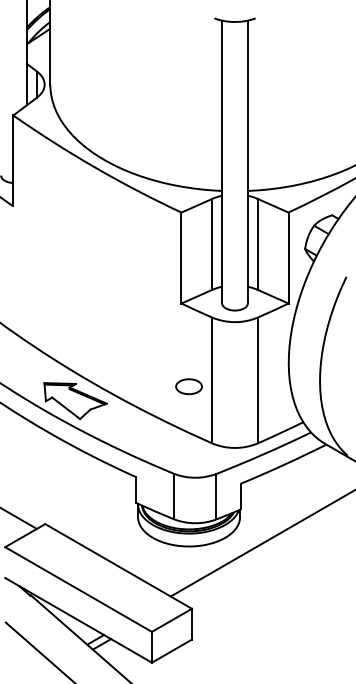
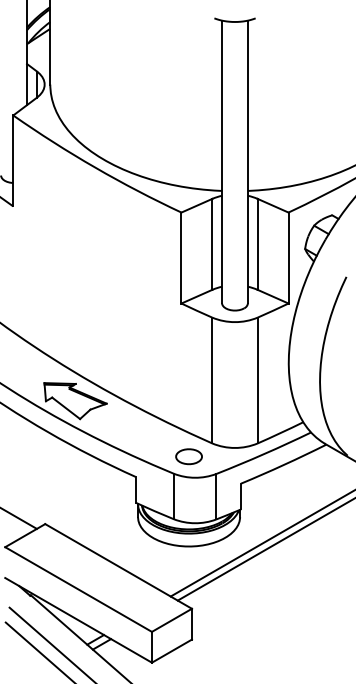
part position: (188, 386) -> (188, 456) (188, 456)
line: none -> present (264, 549)
line: none -> present (50, 643)
